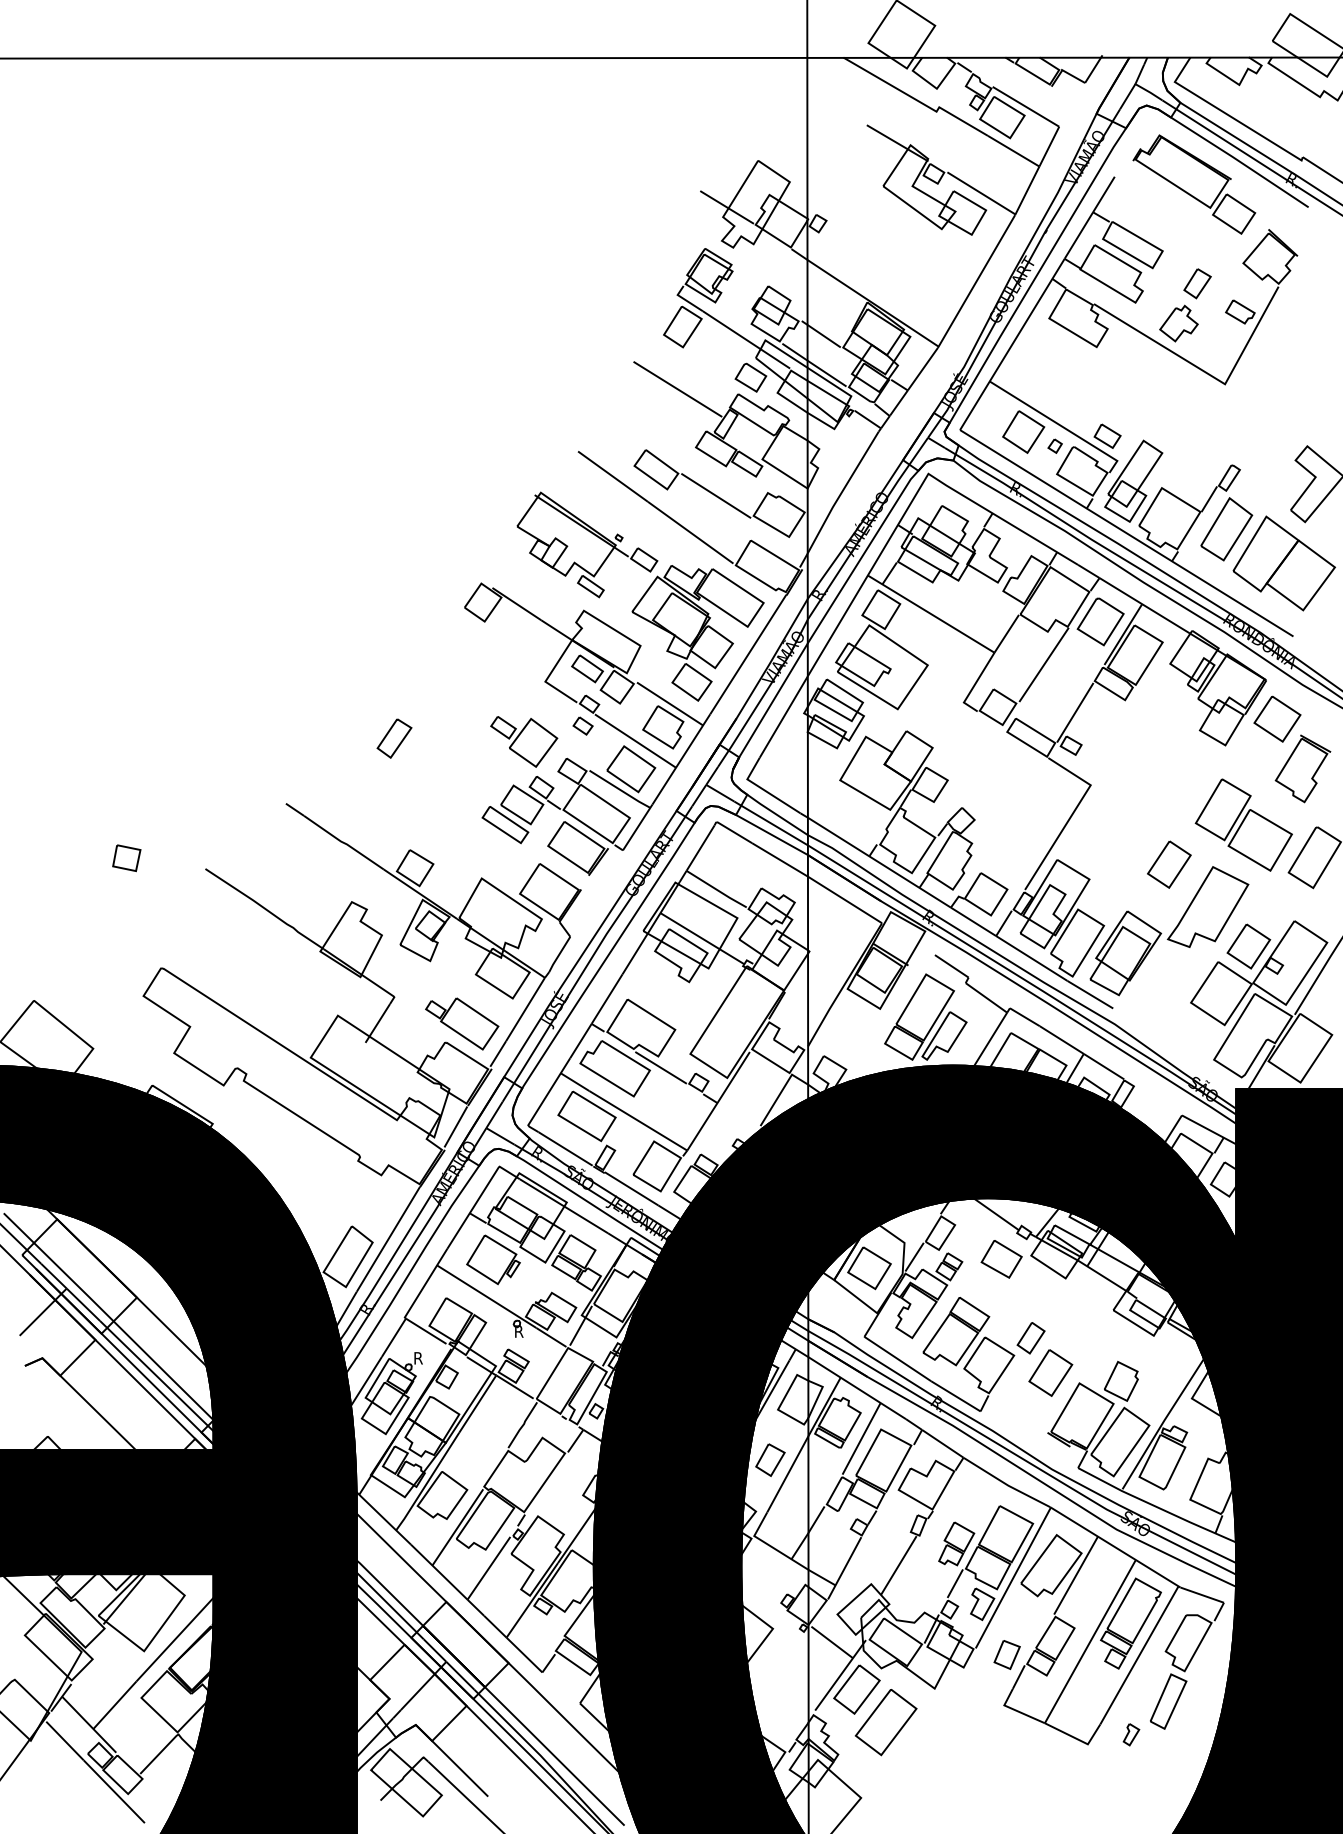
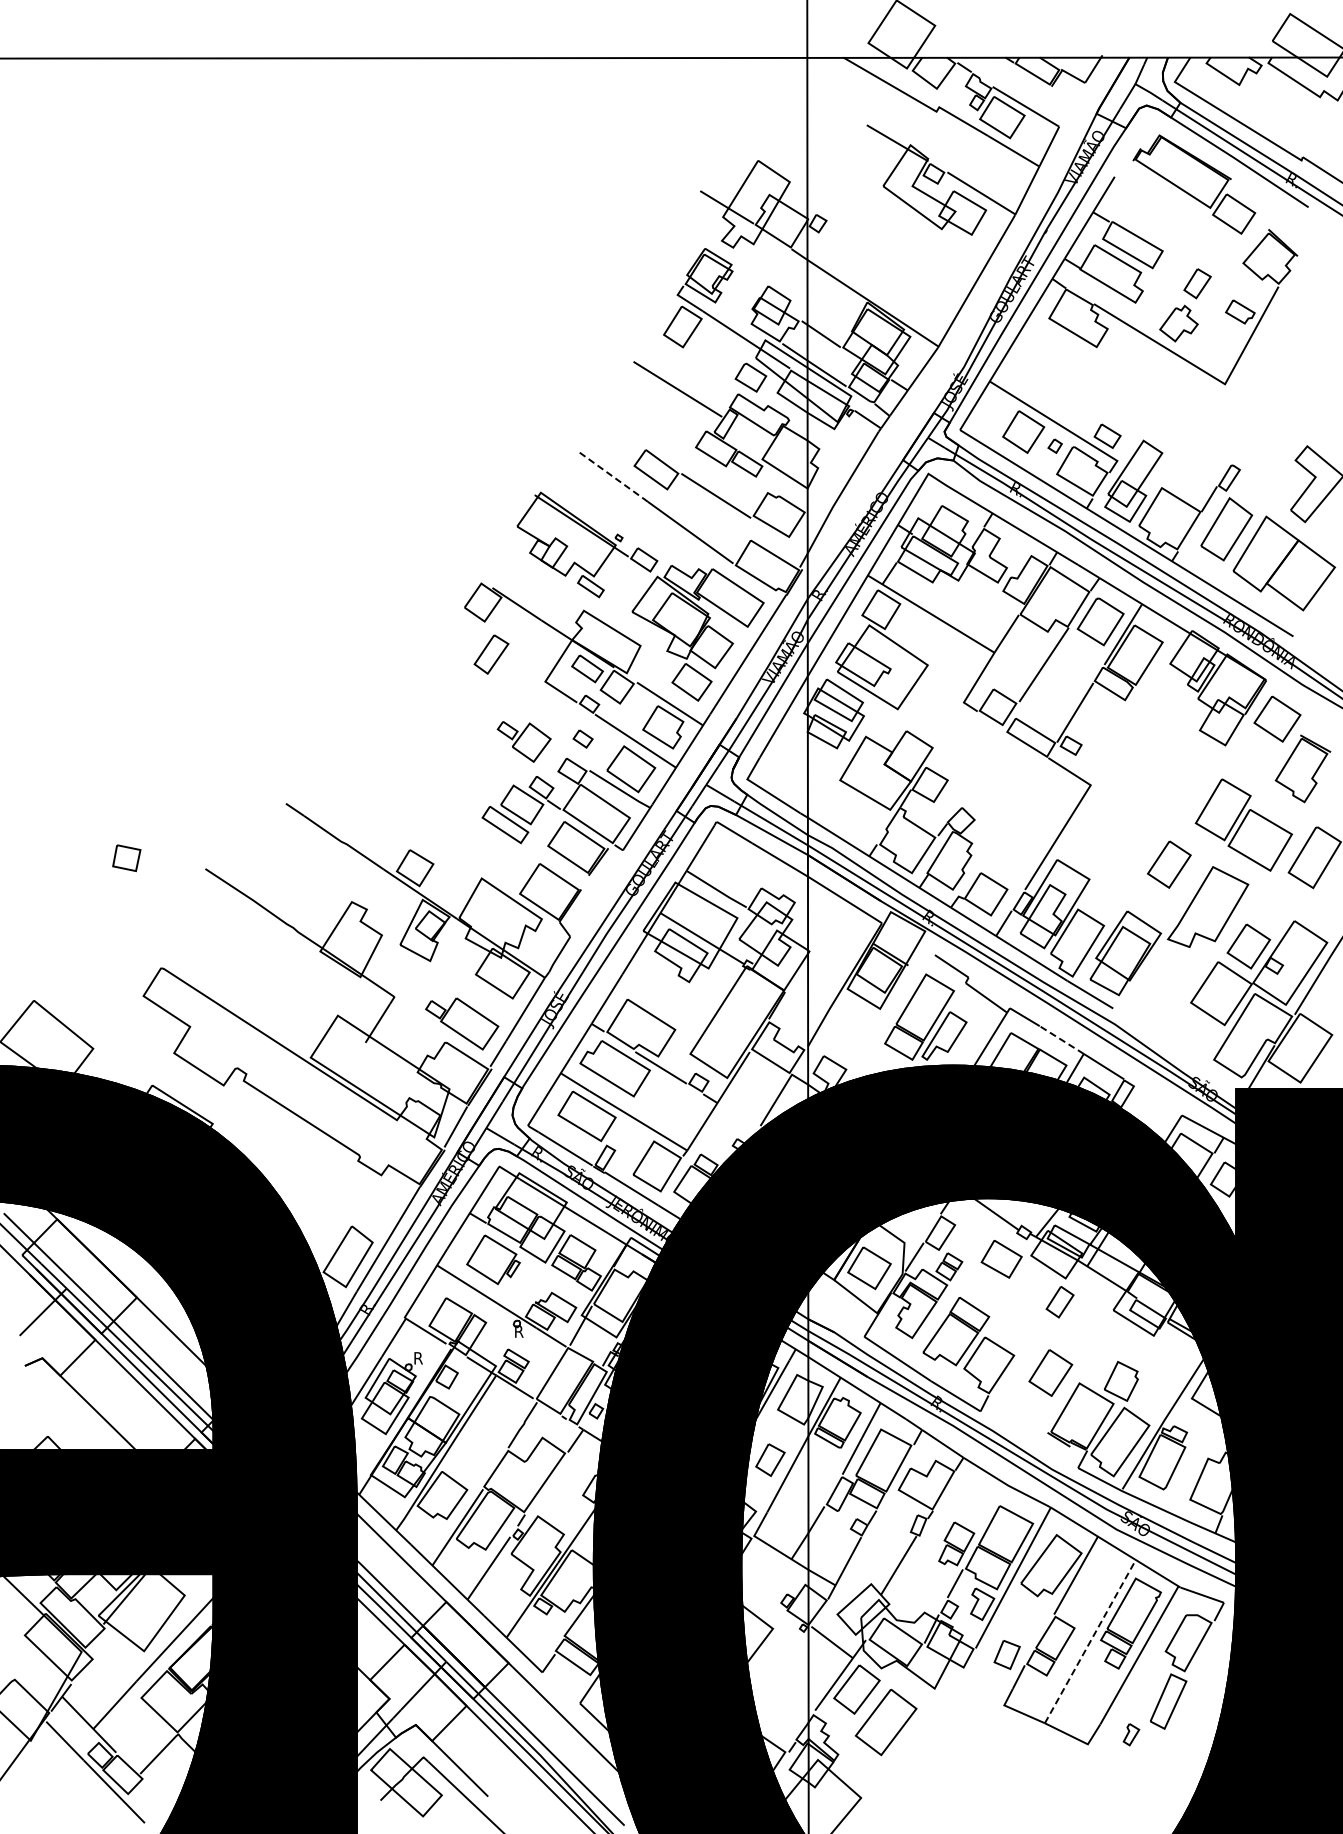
line: solid -> dashed (613, 476)
part position: (582, 725) -> (582, 738) (582, 738)
part position: (394, 738) -> (491, 654) (491, 654)
part size: 69x52 px -> 56x42 px (523, 741)
line: solid -> dashed (1061, 1039)
part position: (1030, 1338) -> (1059, 1302) (1059, 1302)
line: solid -> dashed (1090, 1641)
